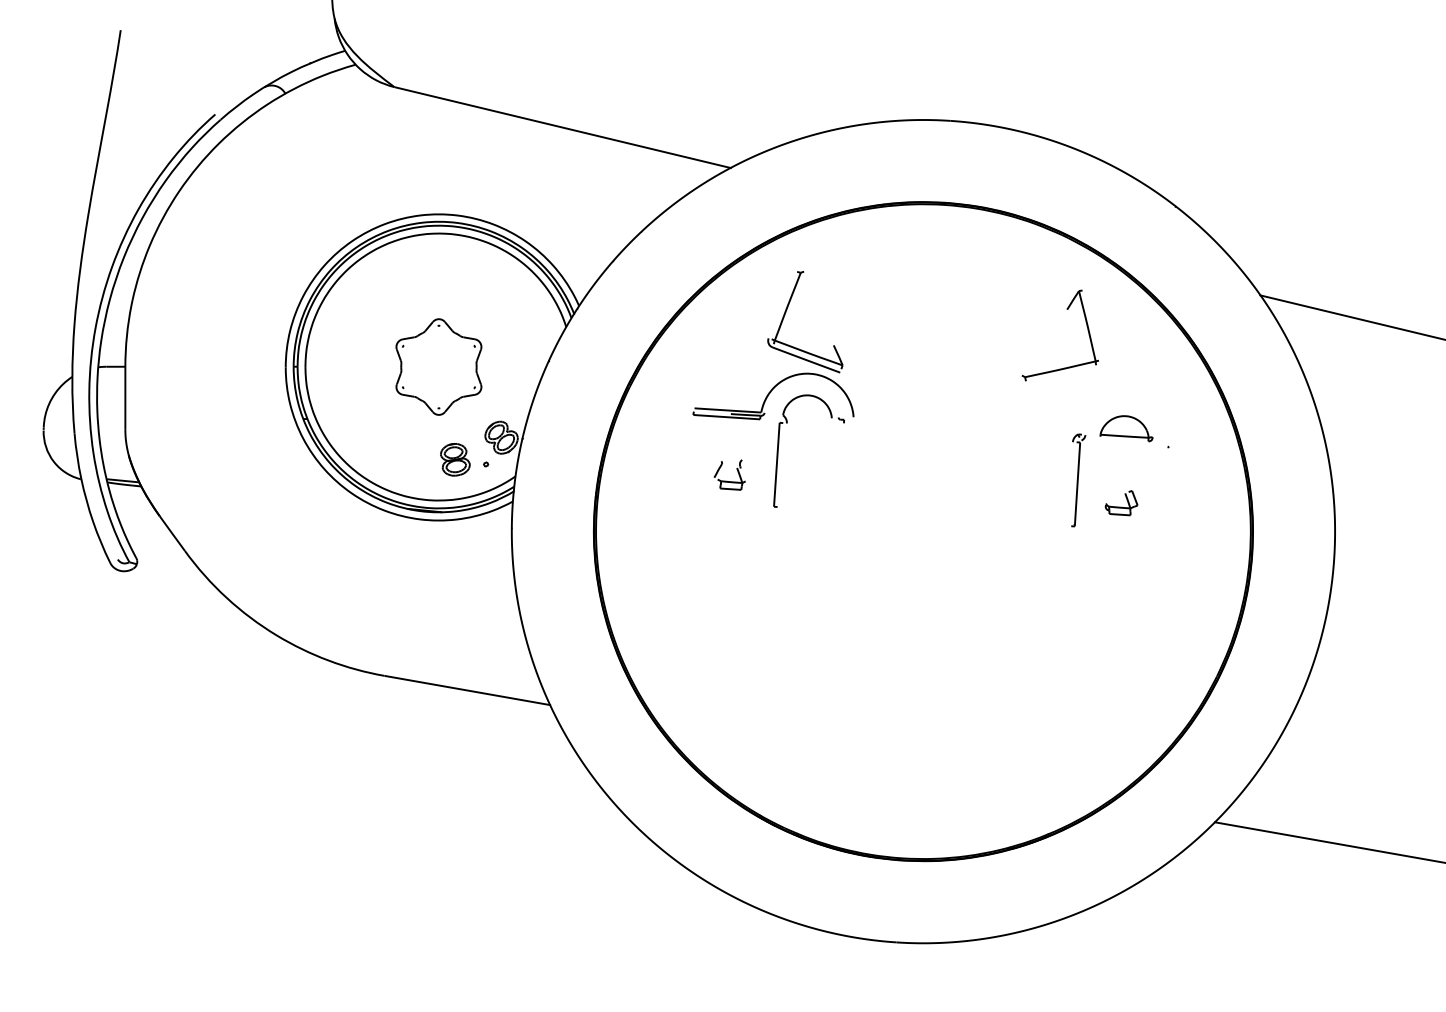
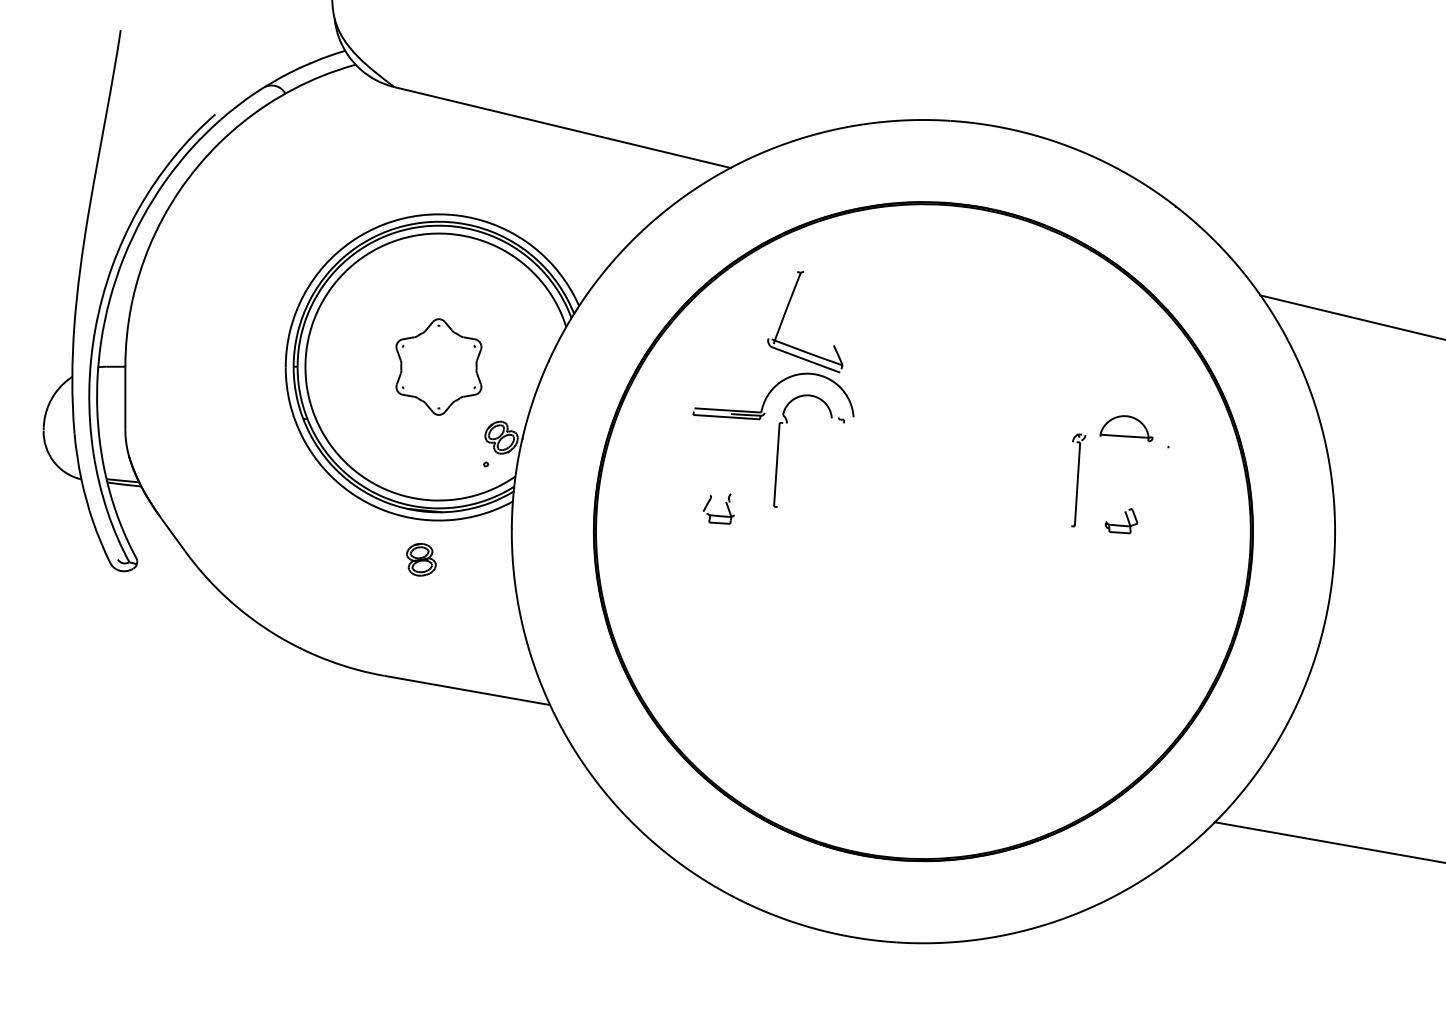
part: present -> none (1066, 309)
part position: (455, 459) -> (421, 559) (421, 559)
part position: (726, 480) -> (715, 514) (715, 514)
part position: (1121, 503) -> (1121, 521) (1121, 521)
